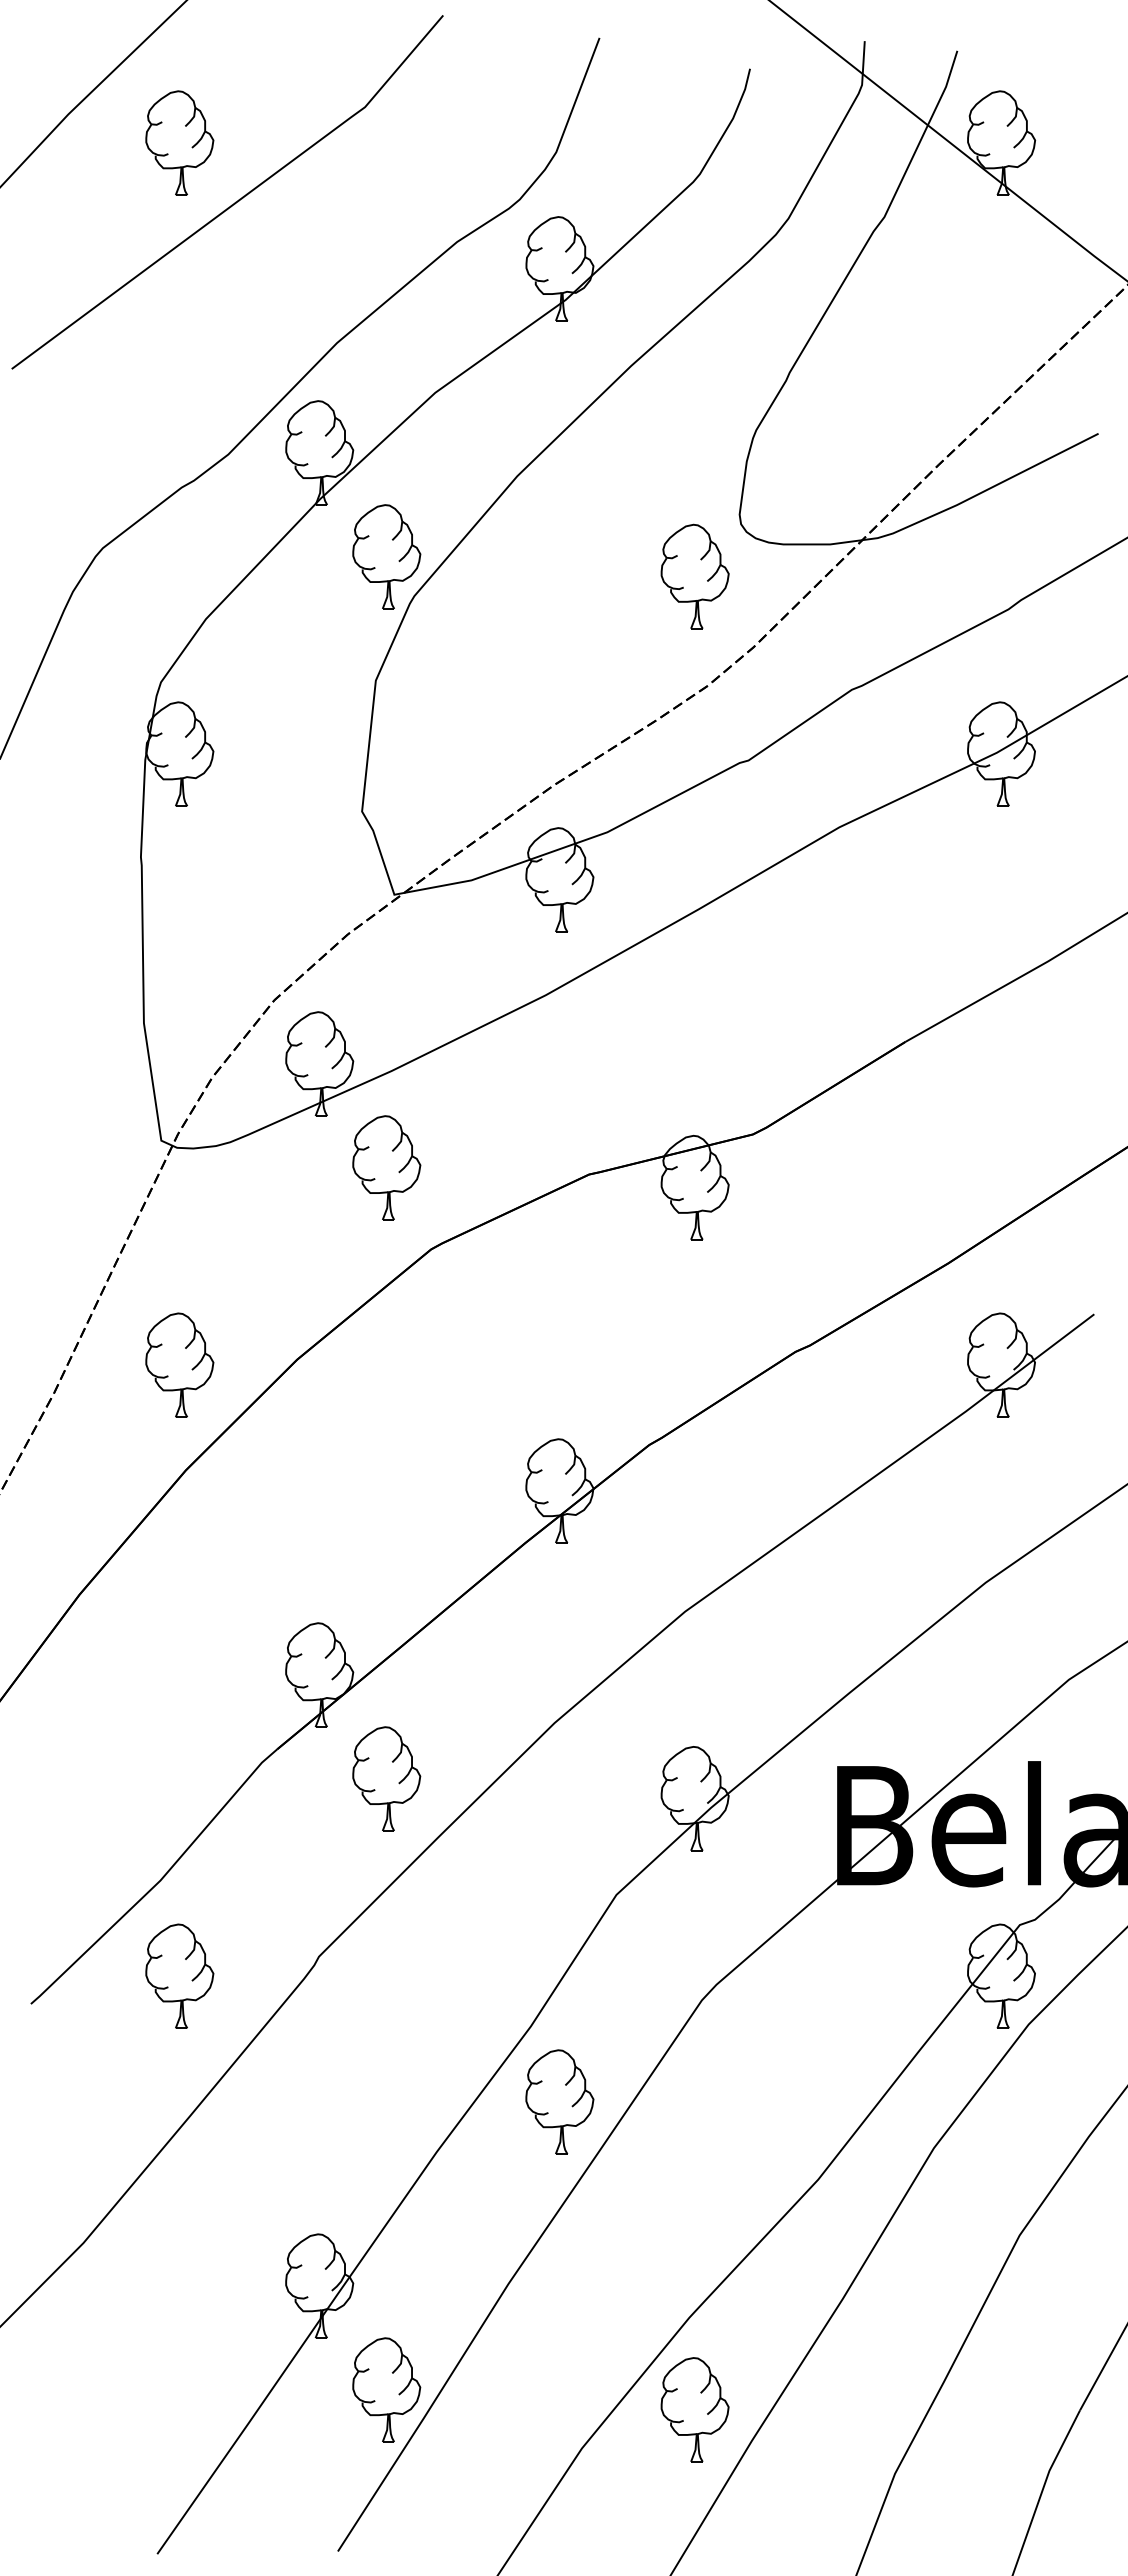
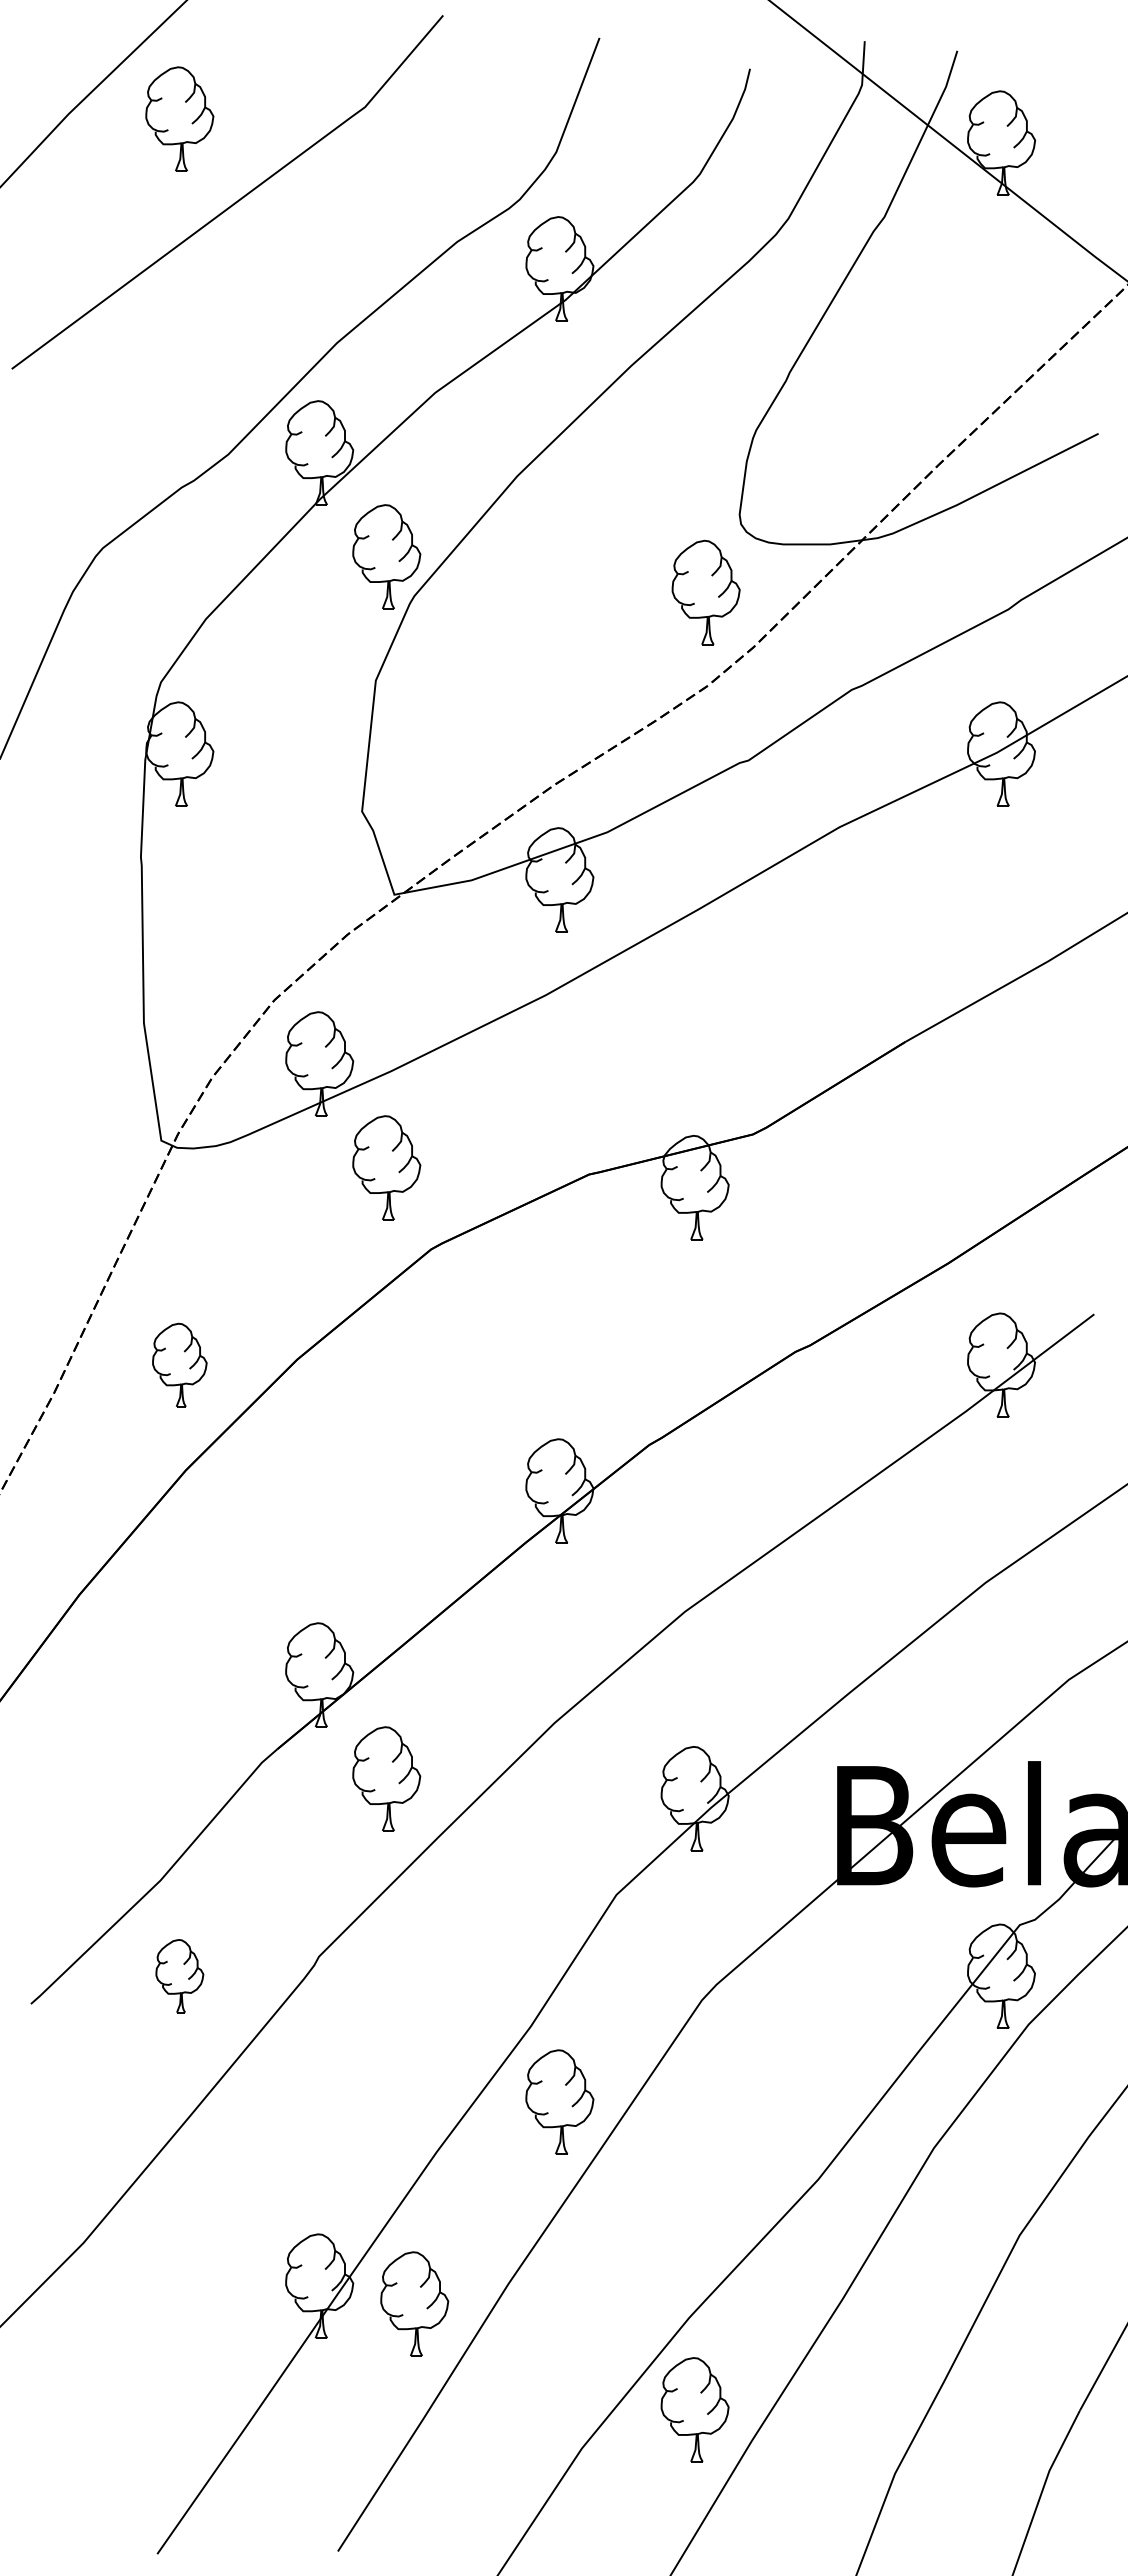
part position: (179, 142) -> (179, 118) (179, 118)
part position: (694, 576) -> (705, 592) (705, 592)
part size: 70x106 px -> 56x86 px (179, 1364)
part size: 70x106 px -> 50x75 px (179, 1976)
part position: (386, 2389) -> (414, 2303) (414, 2303)
